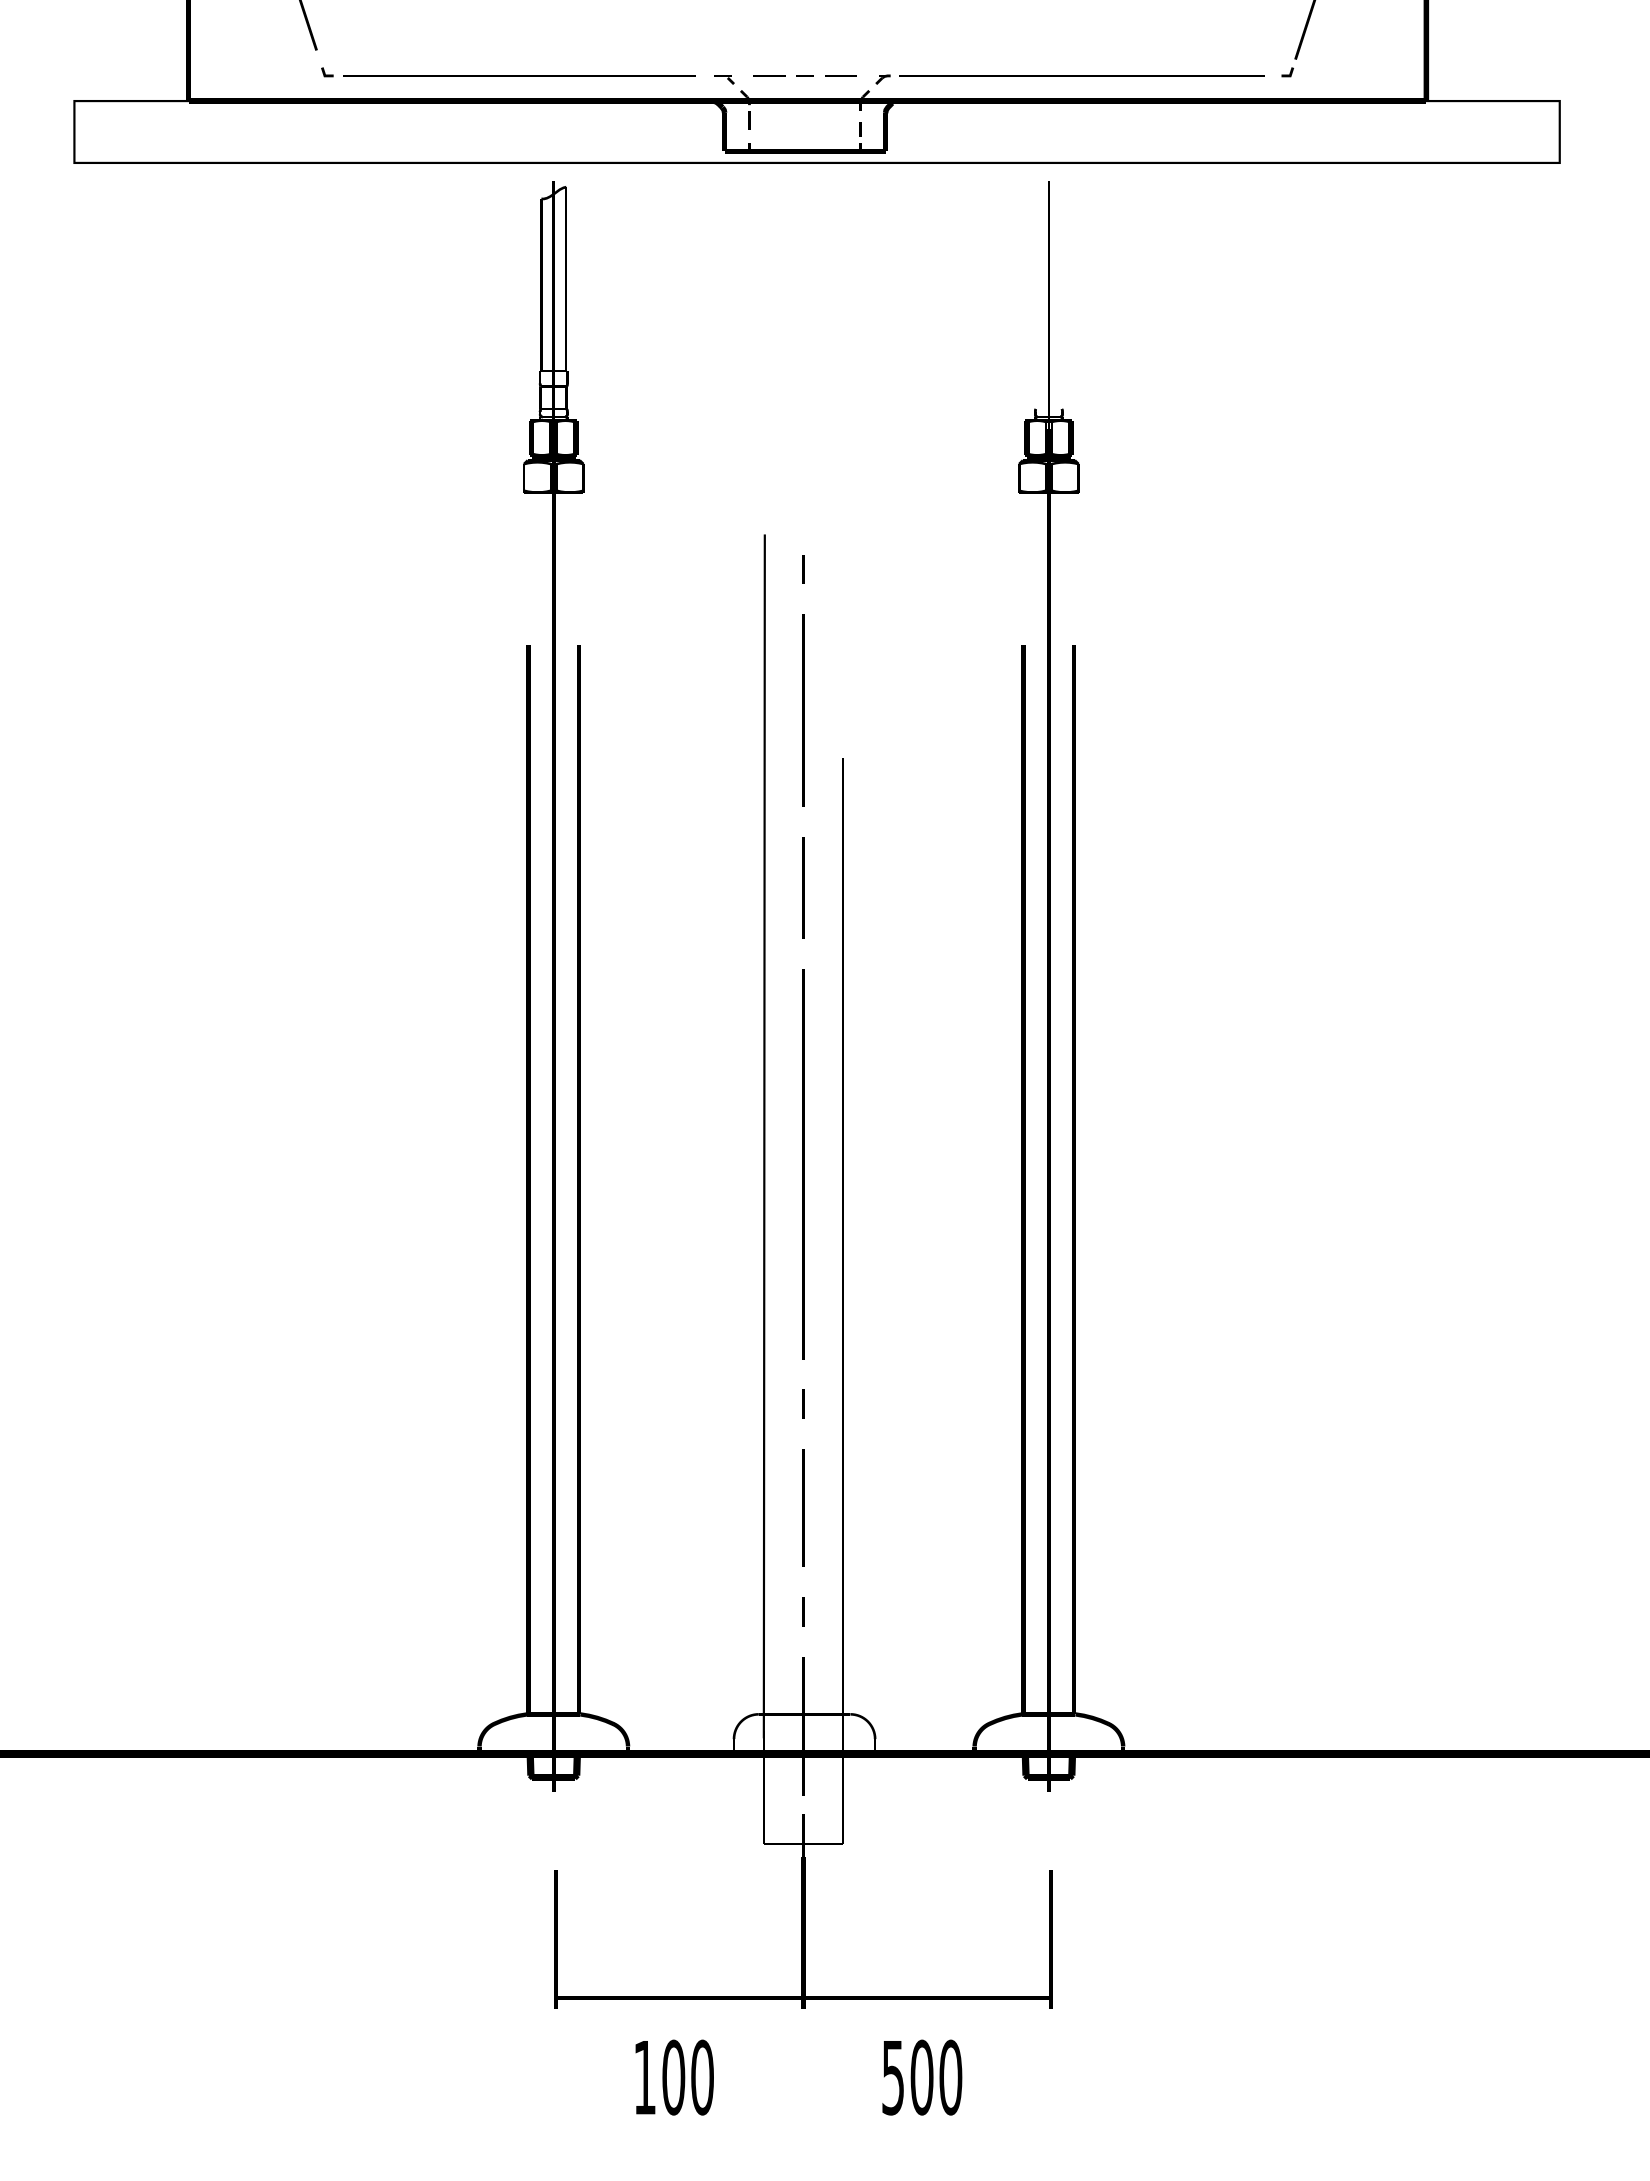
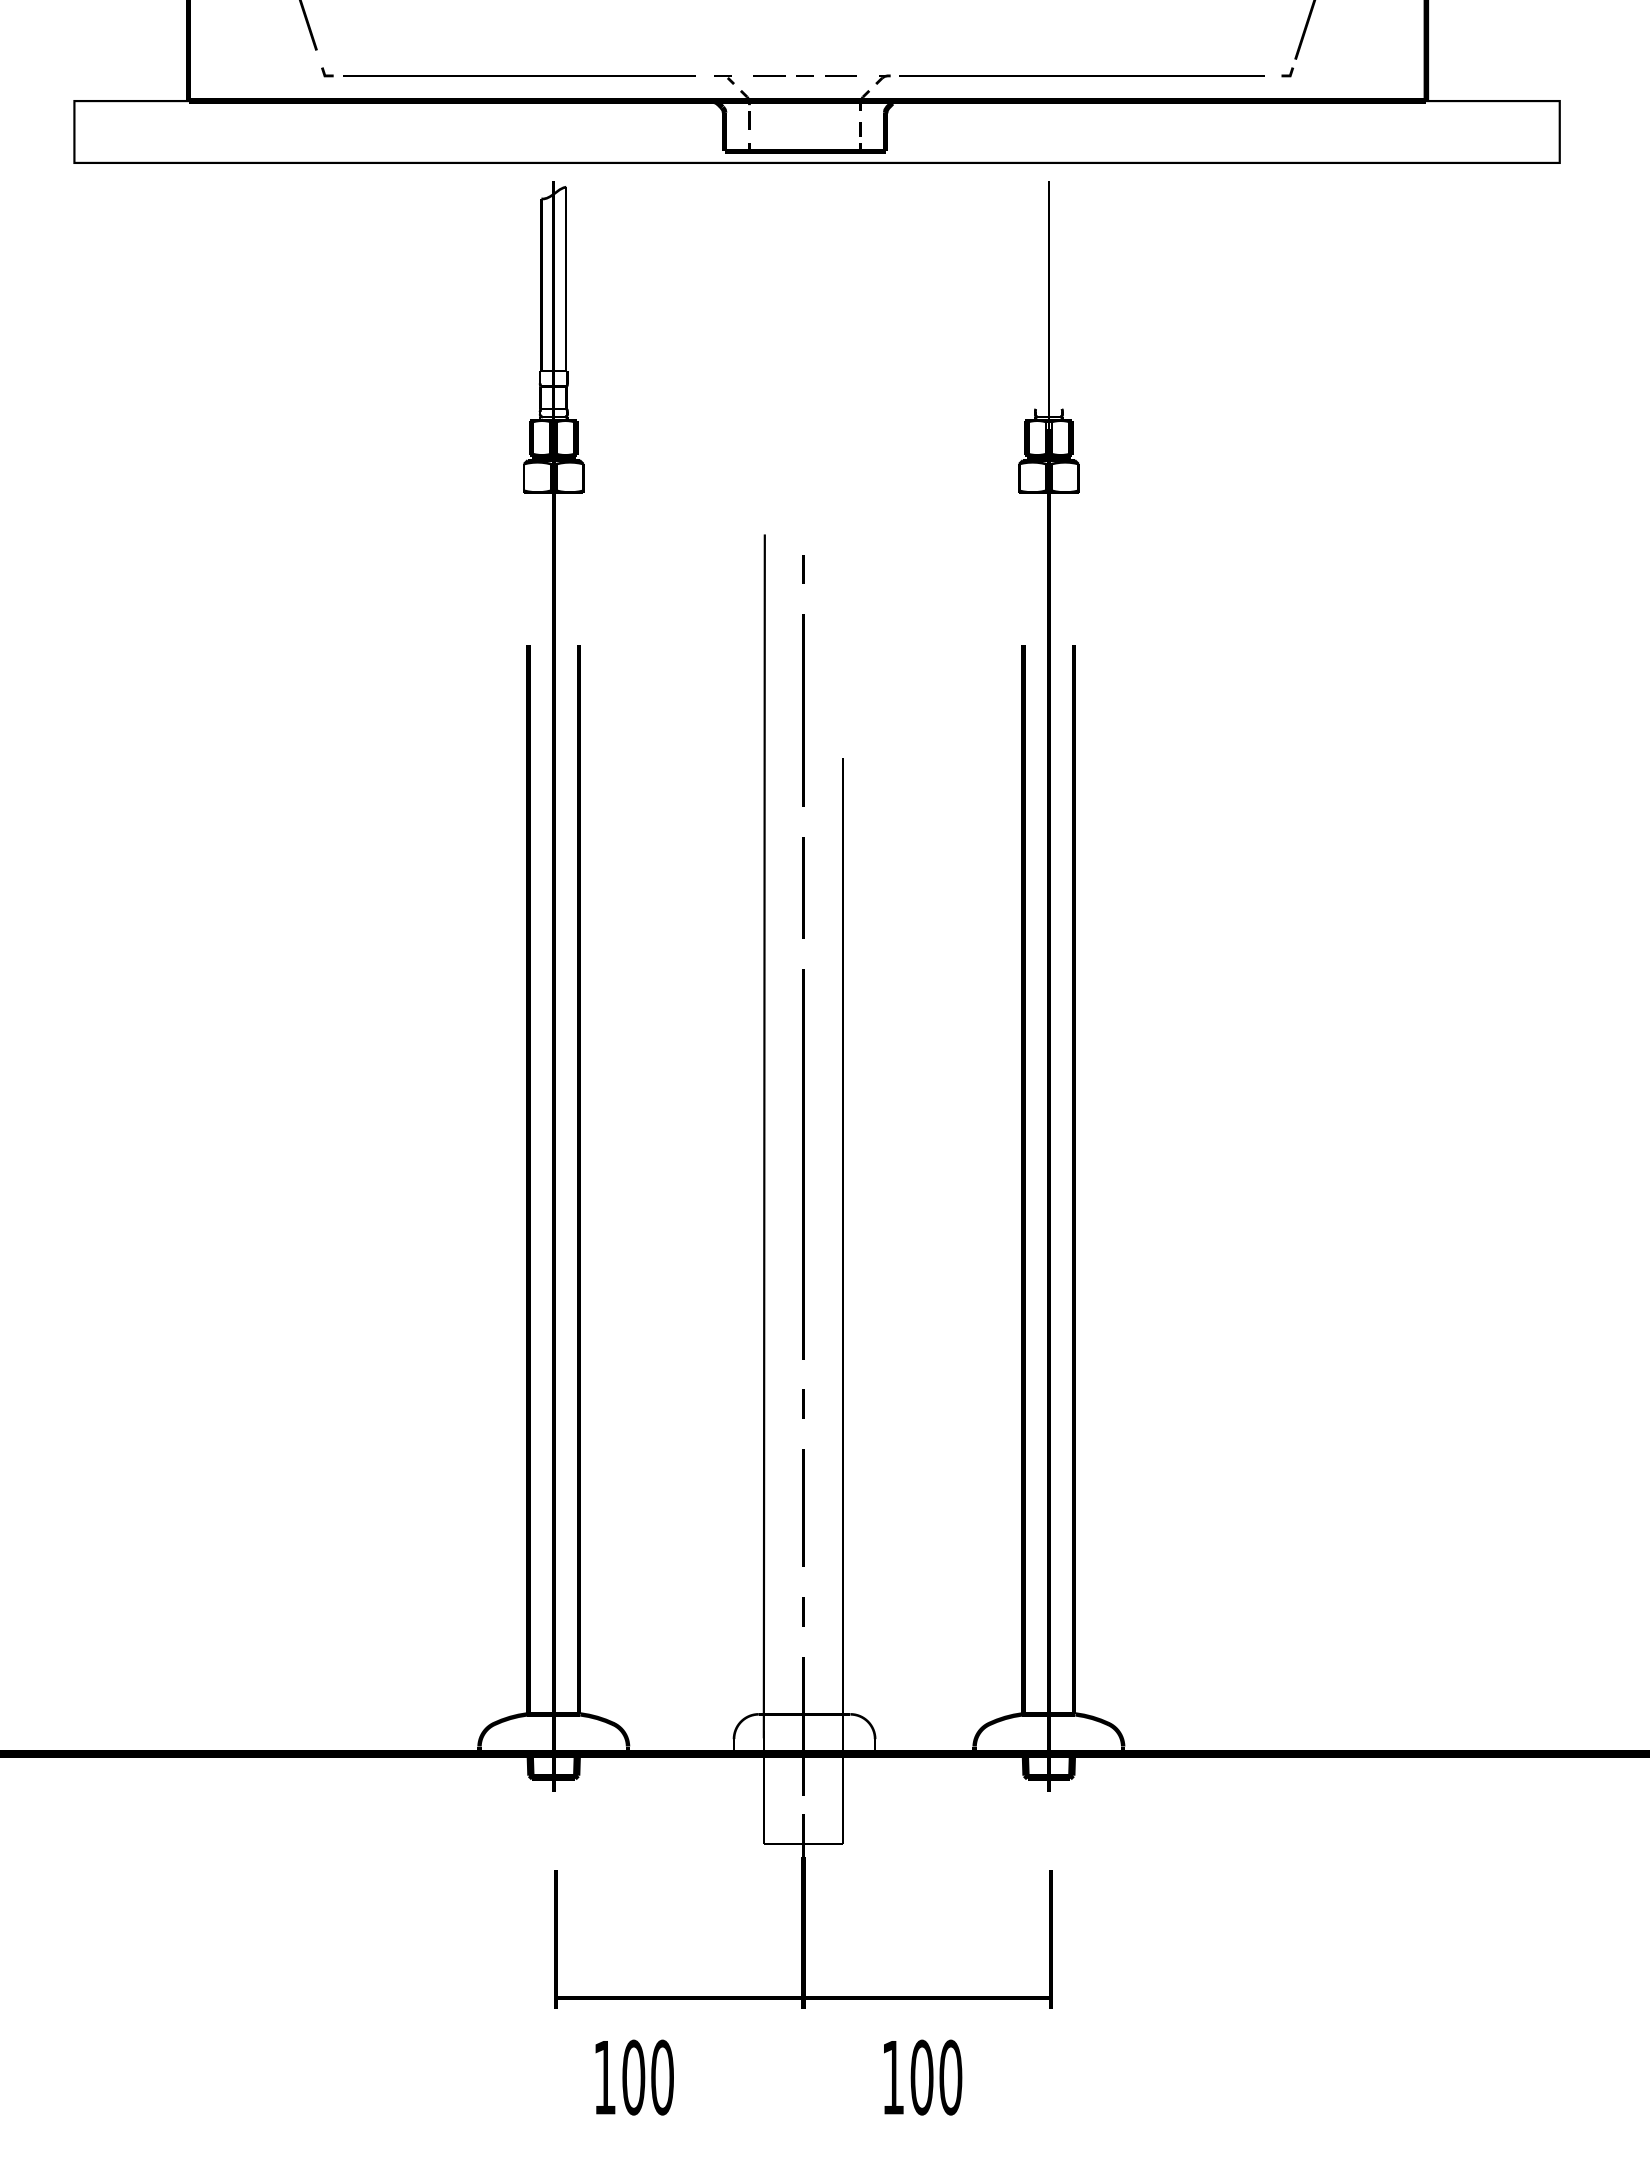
text position: (674, 2077) -> (634, 2077) (634, 2077)
text: 500 -> 100 (892, 2078)
